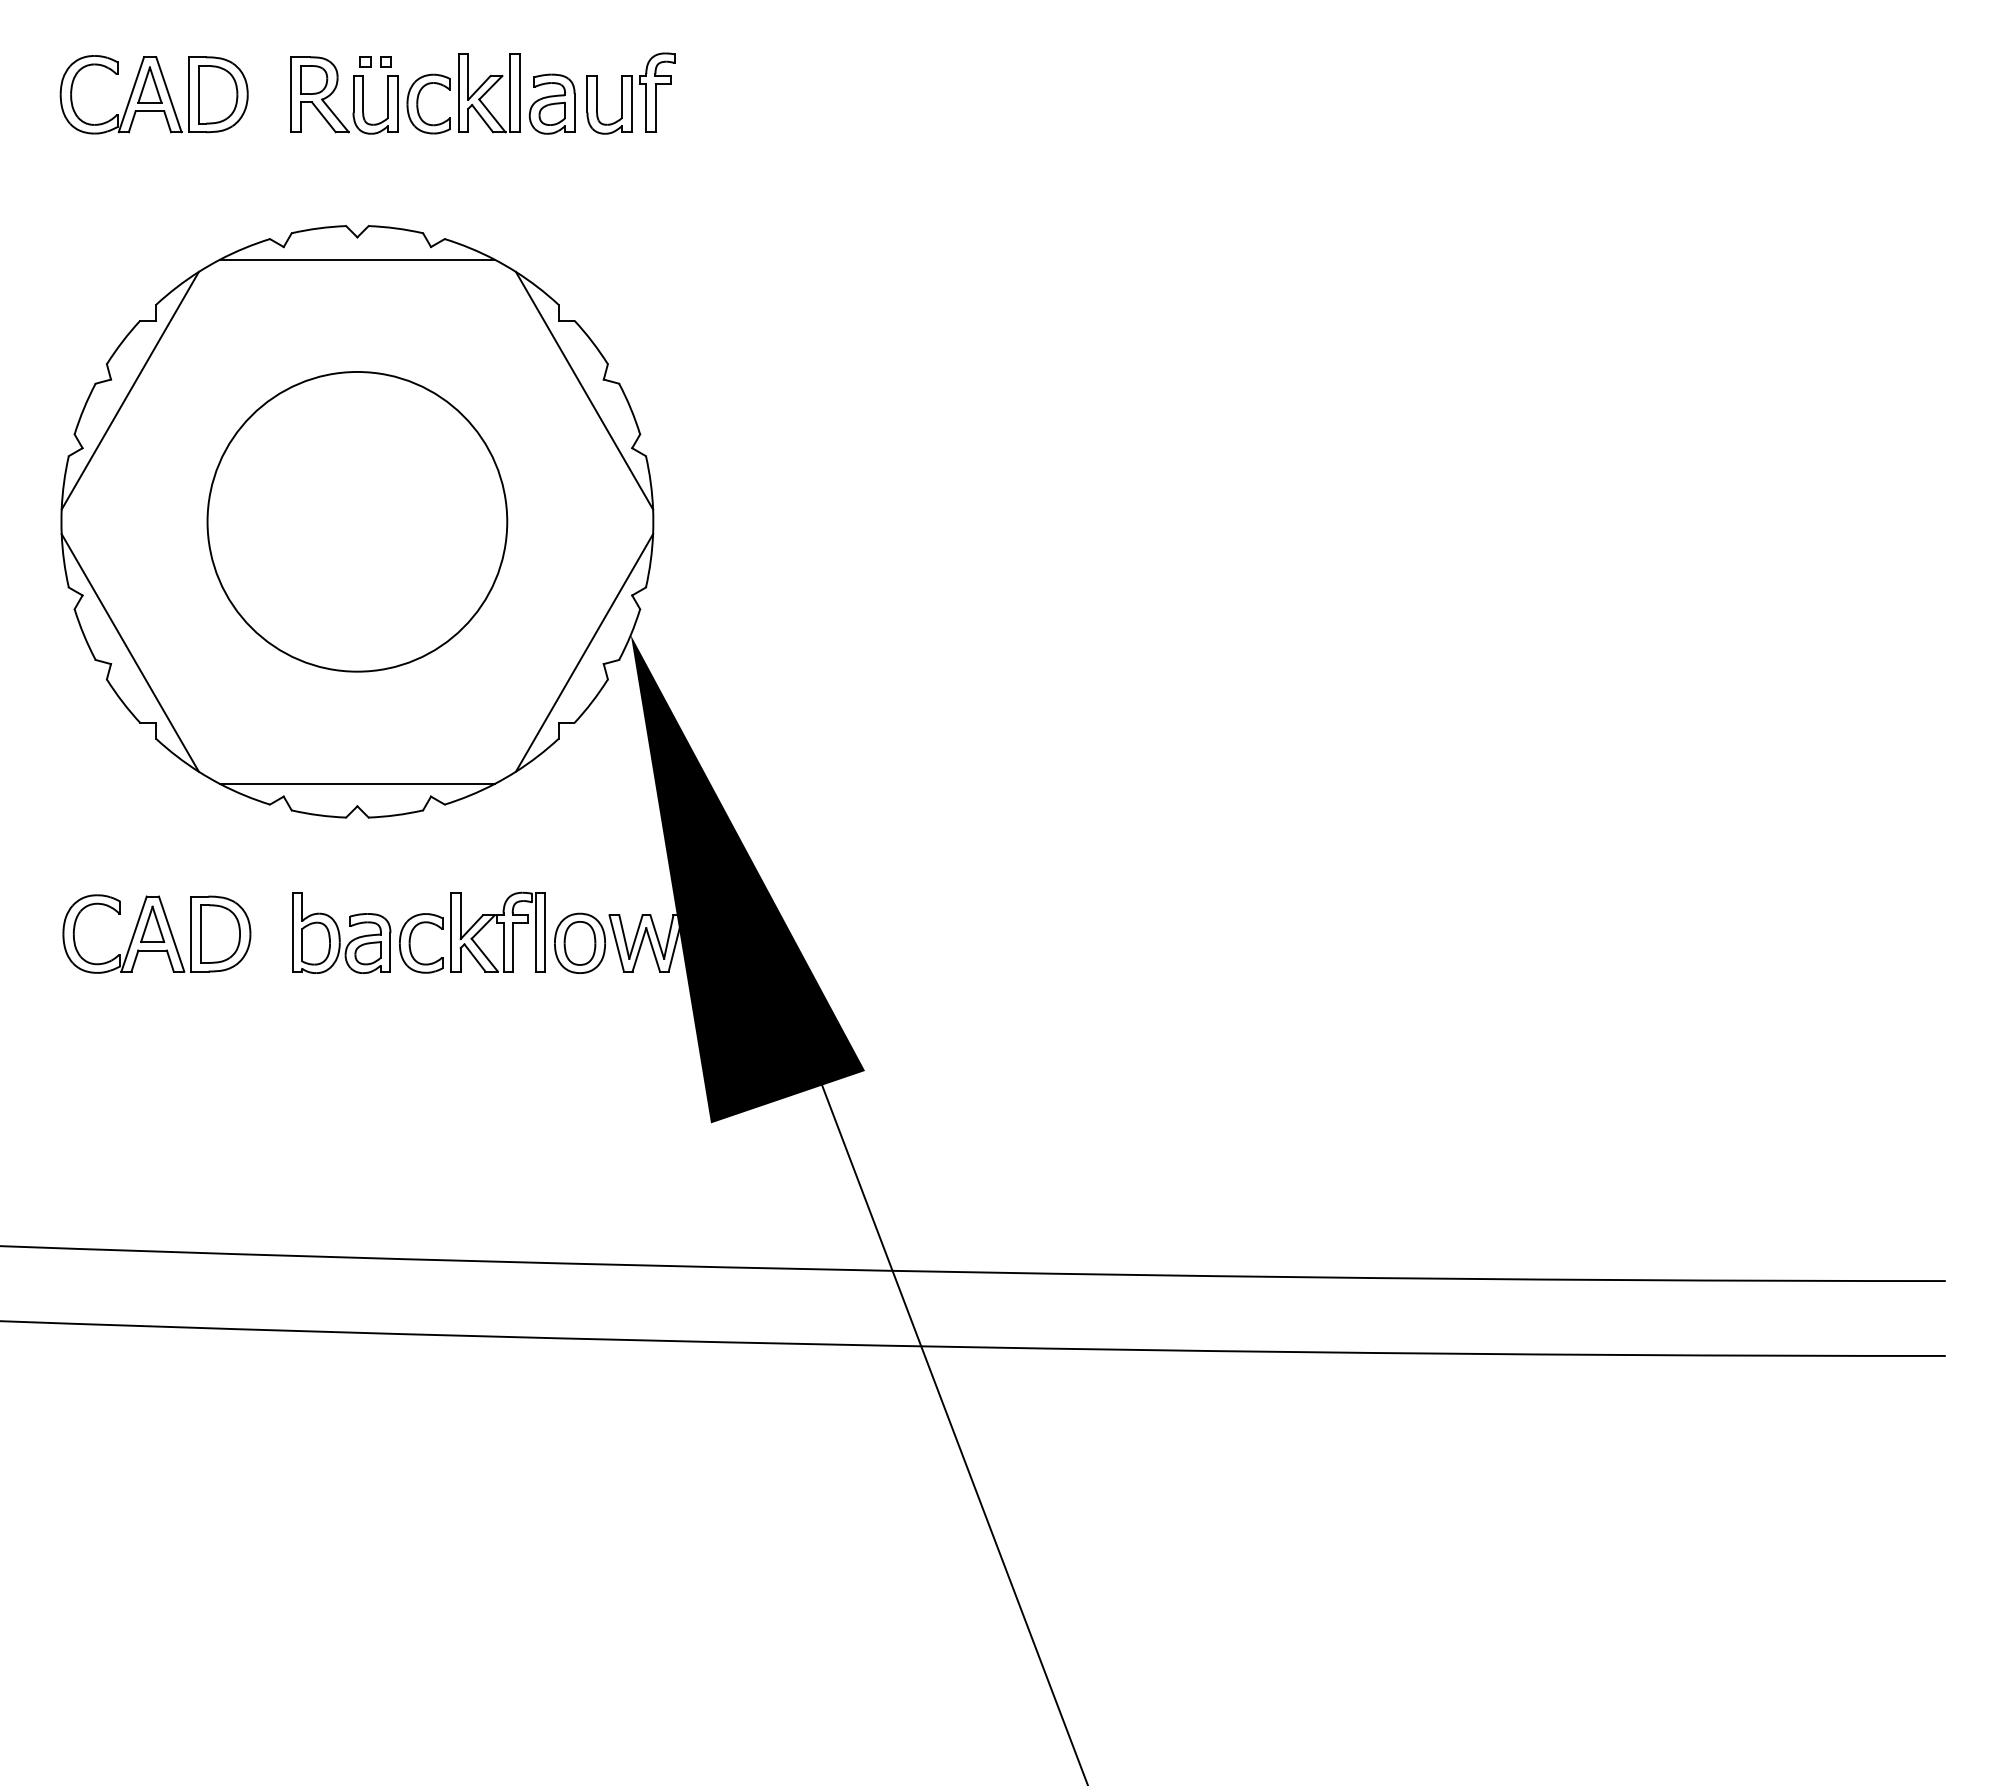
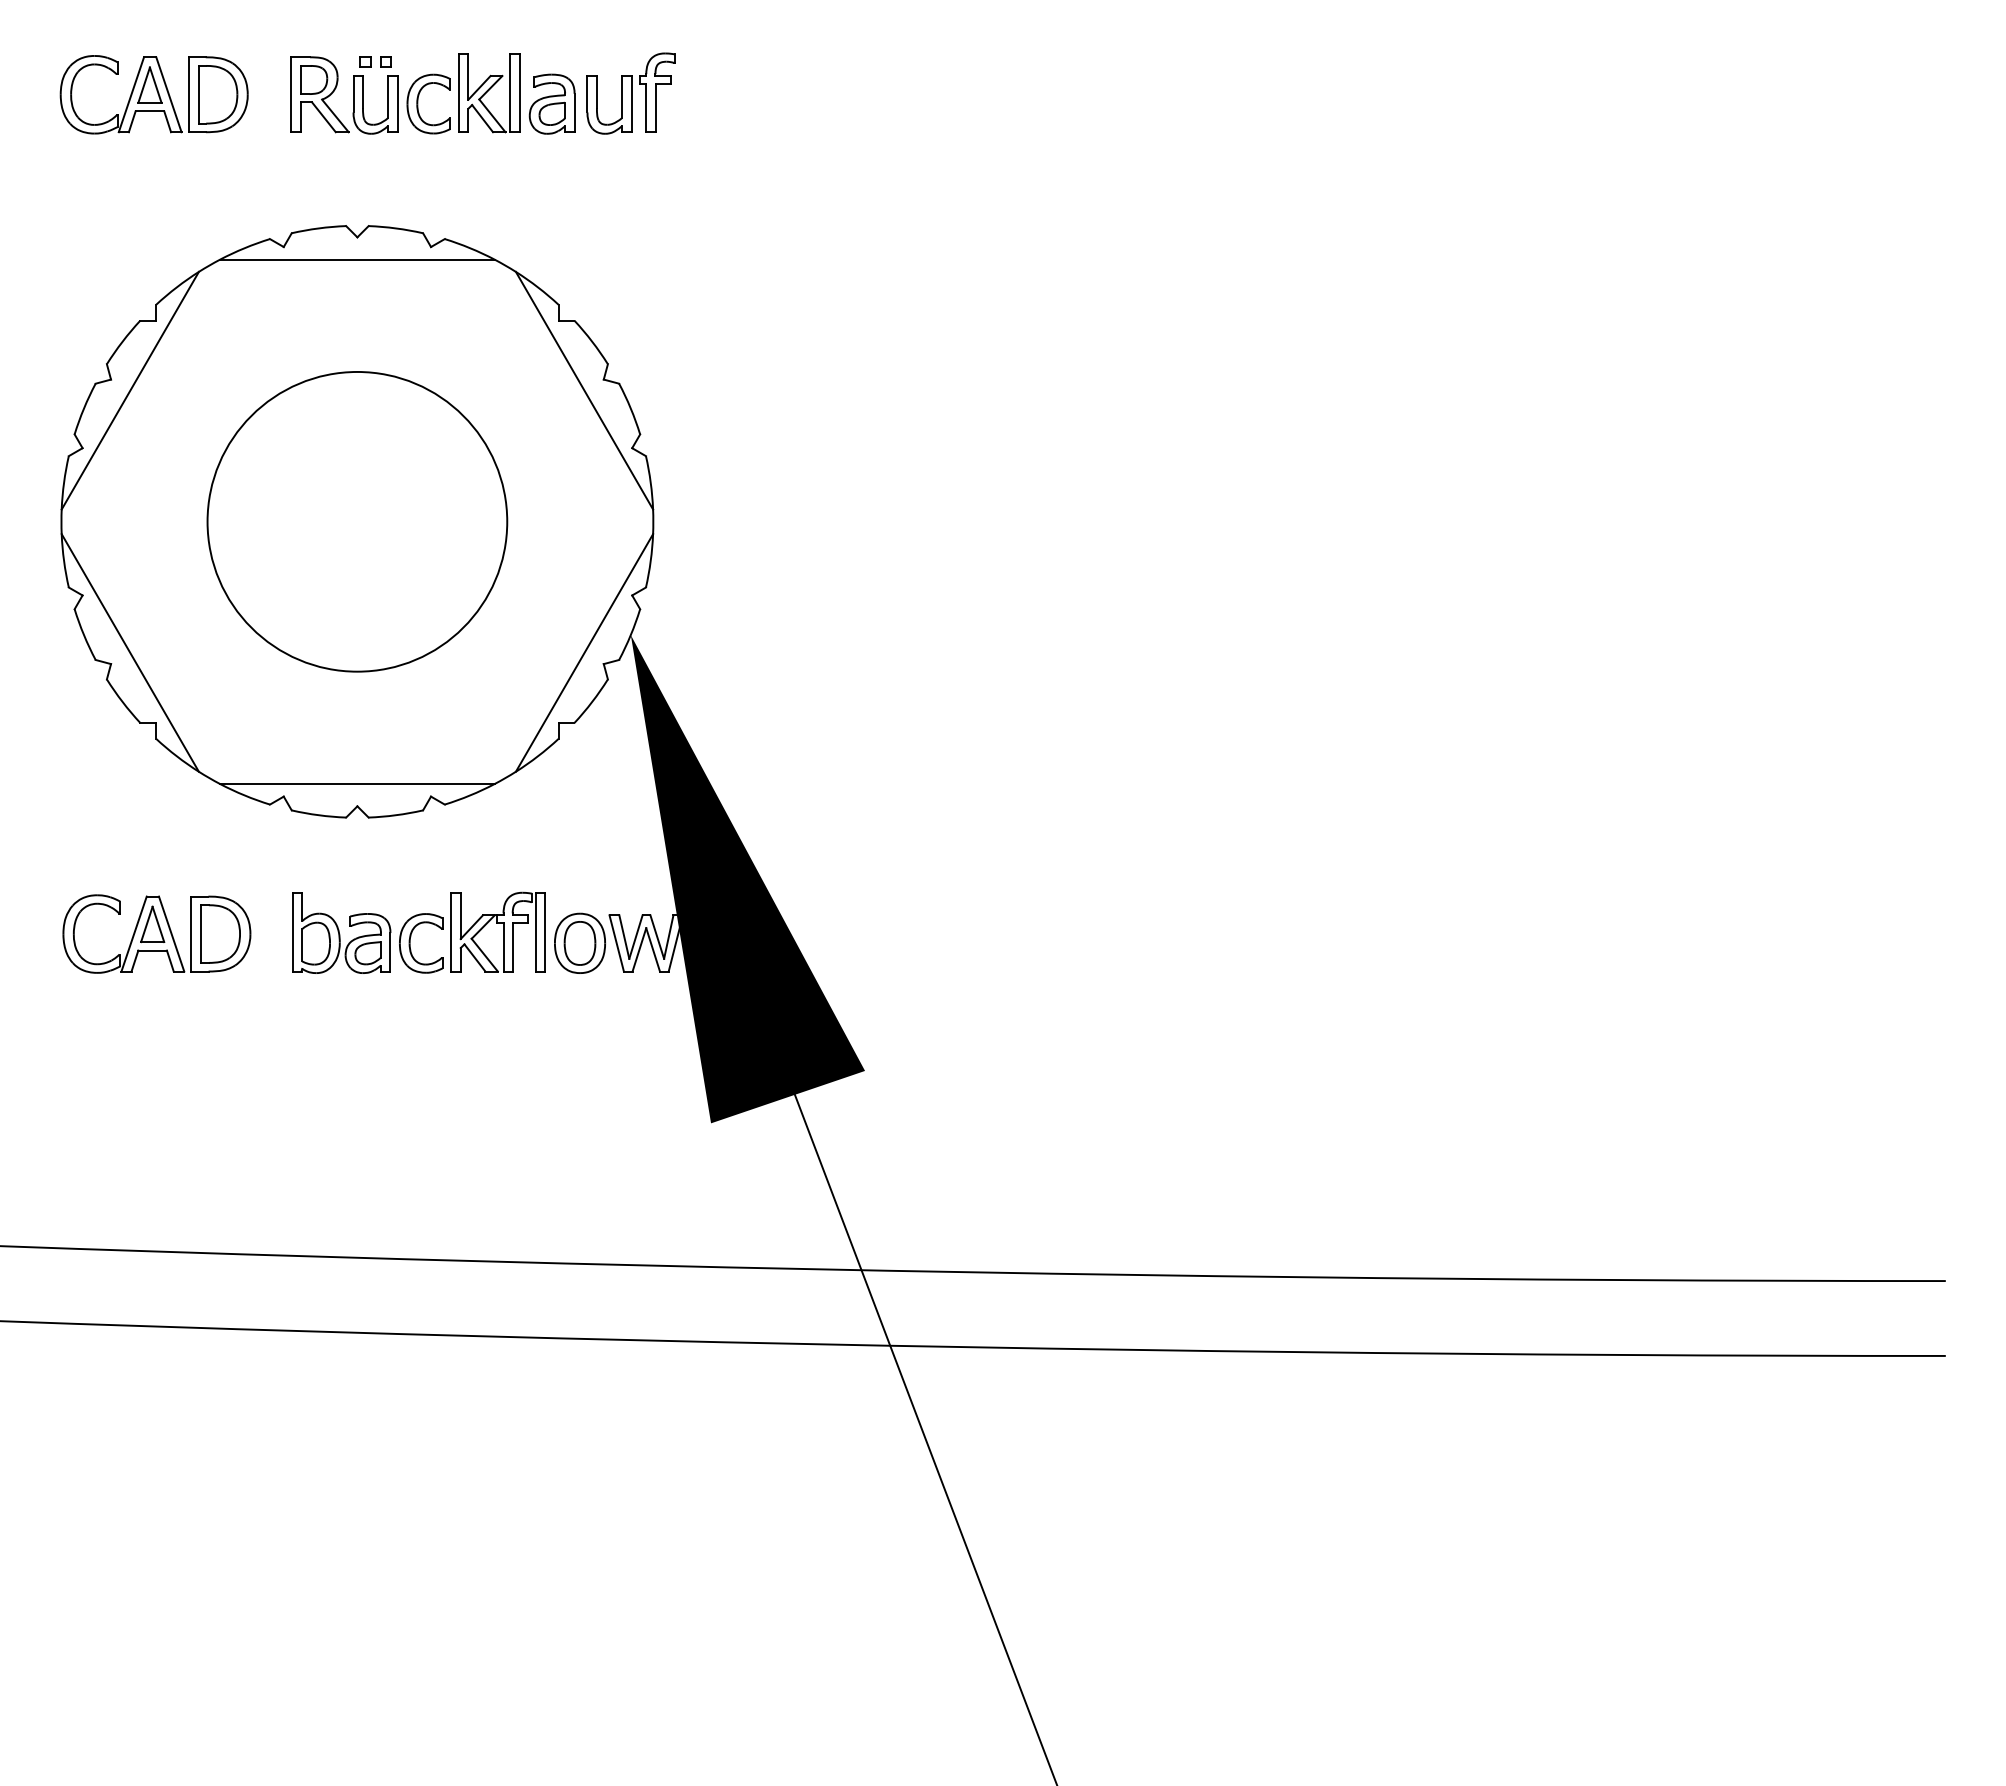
line position: (953, 1433) -> (925, 1438) (925, 1438)
